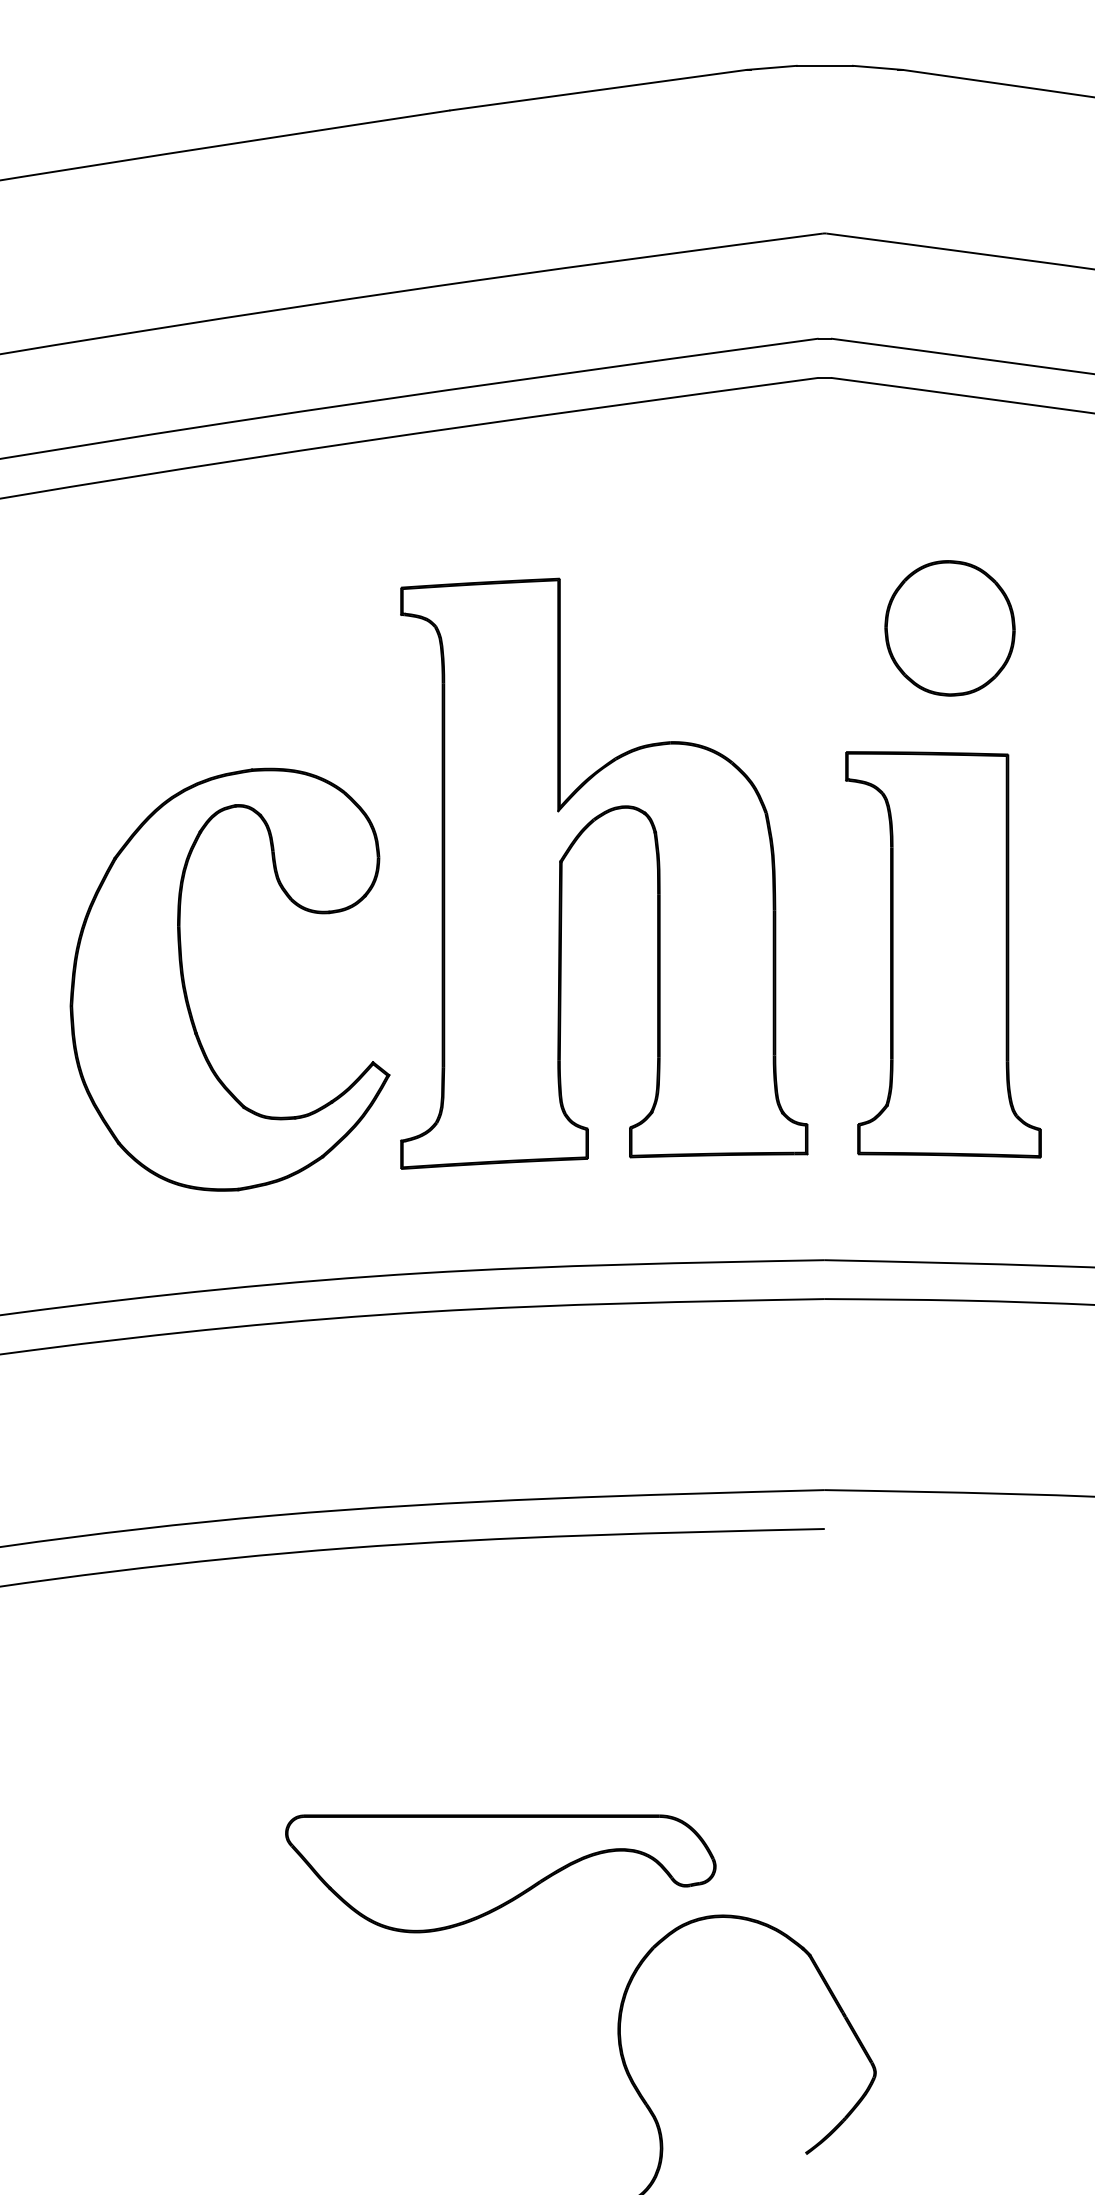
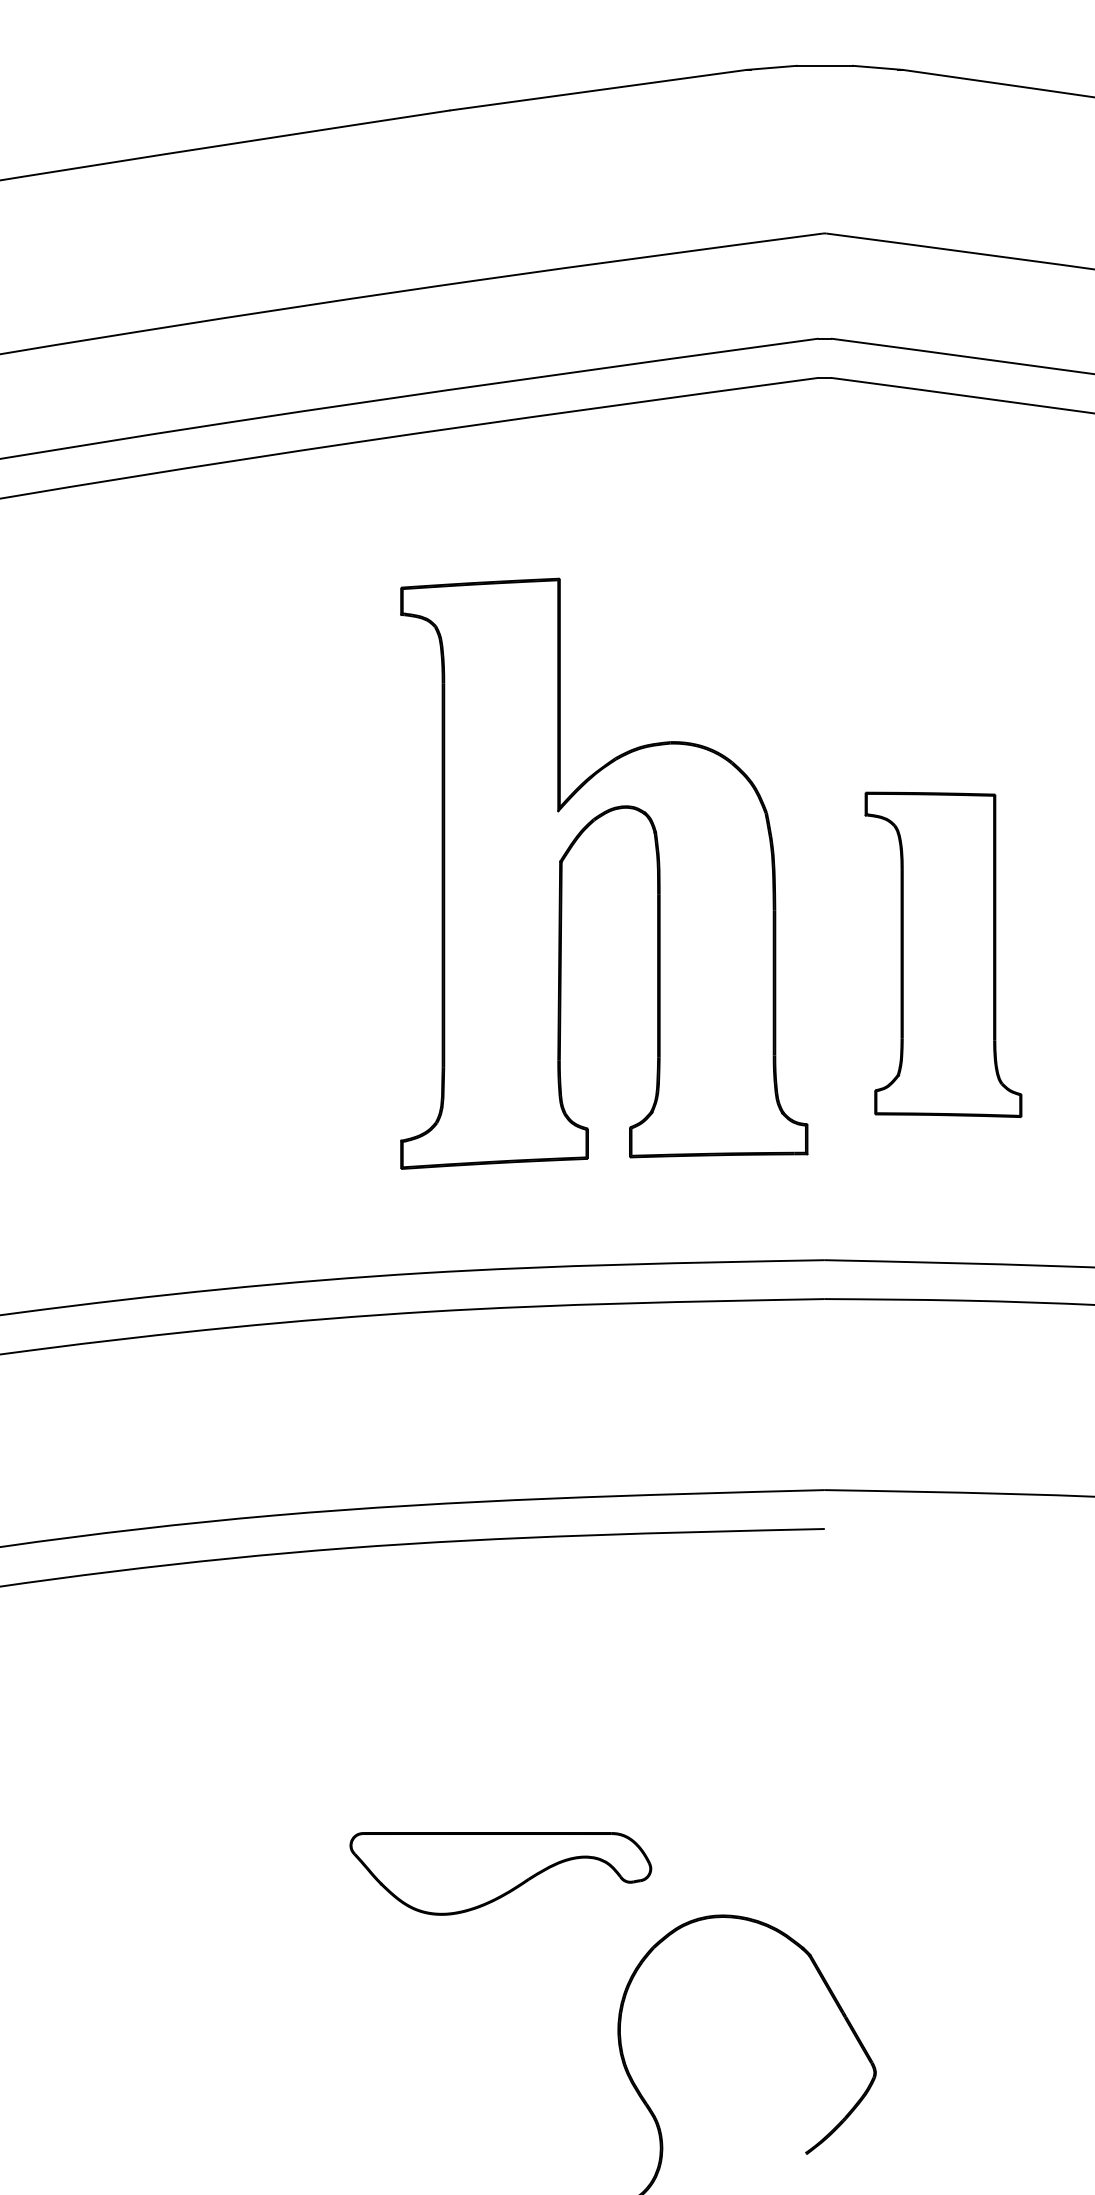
part: present -> none (949, 628)
part size: 197x408 px -> 159x327 px (943, 954)
part: present -> none (186, 989)
part size: 432x120 px -> 304x84 px (500, 1873)
